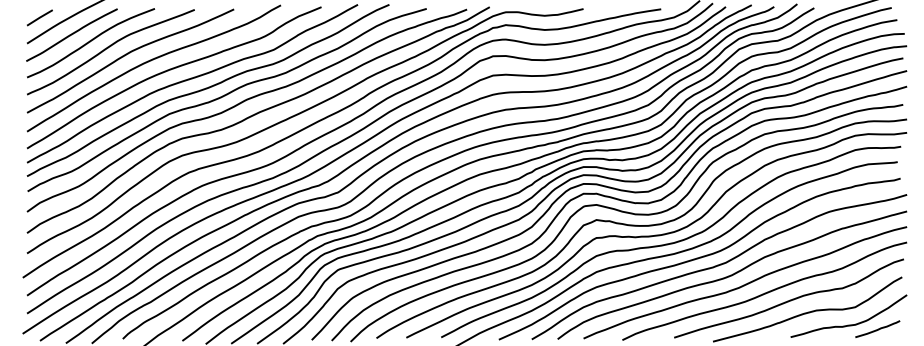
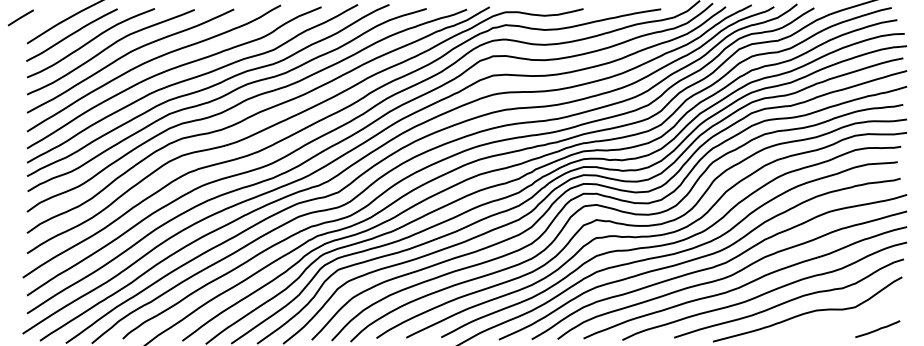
line position: (39, 17) -> (20, 17) (20, 17)
curve: present -> none (848, 324)
